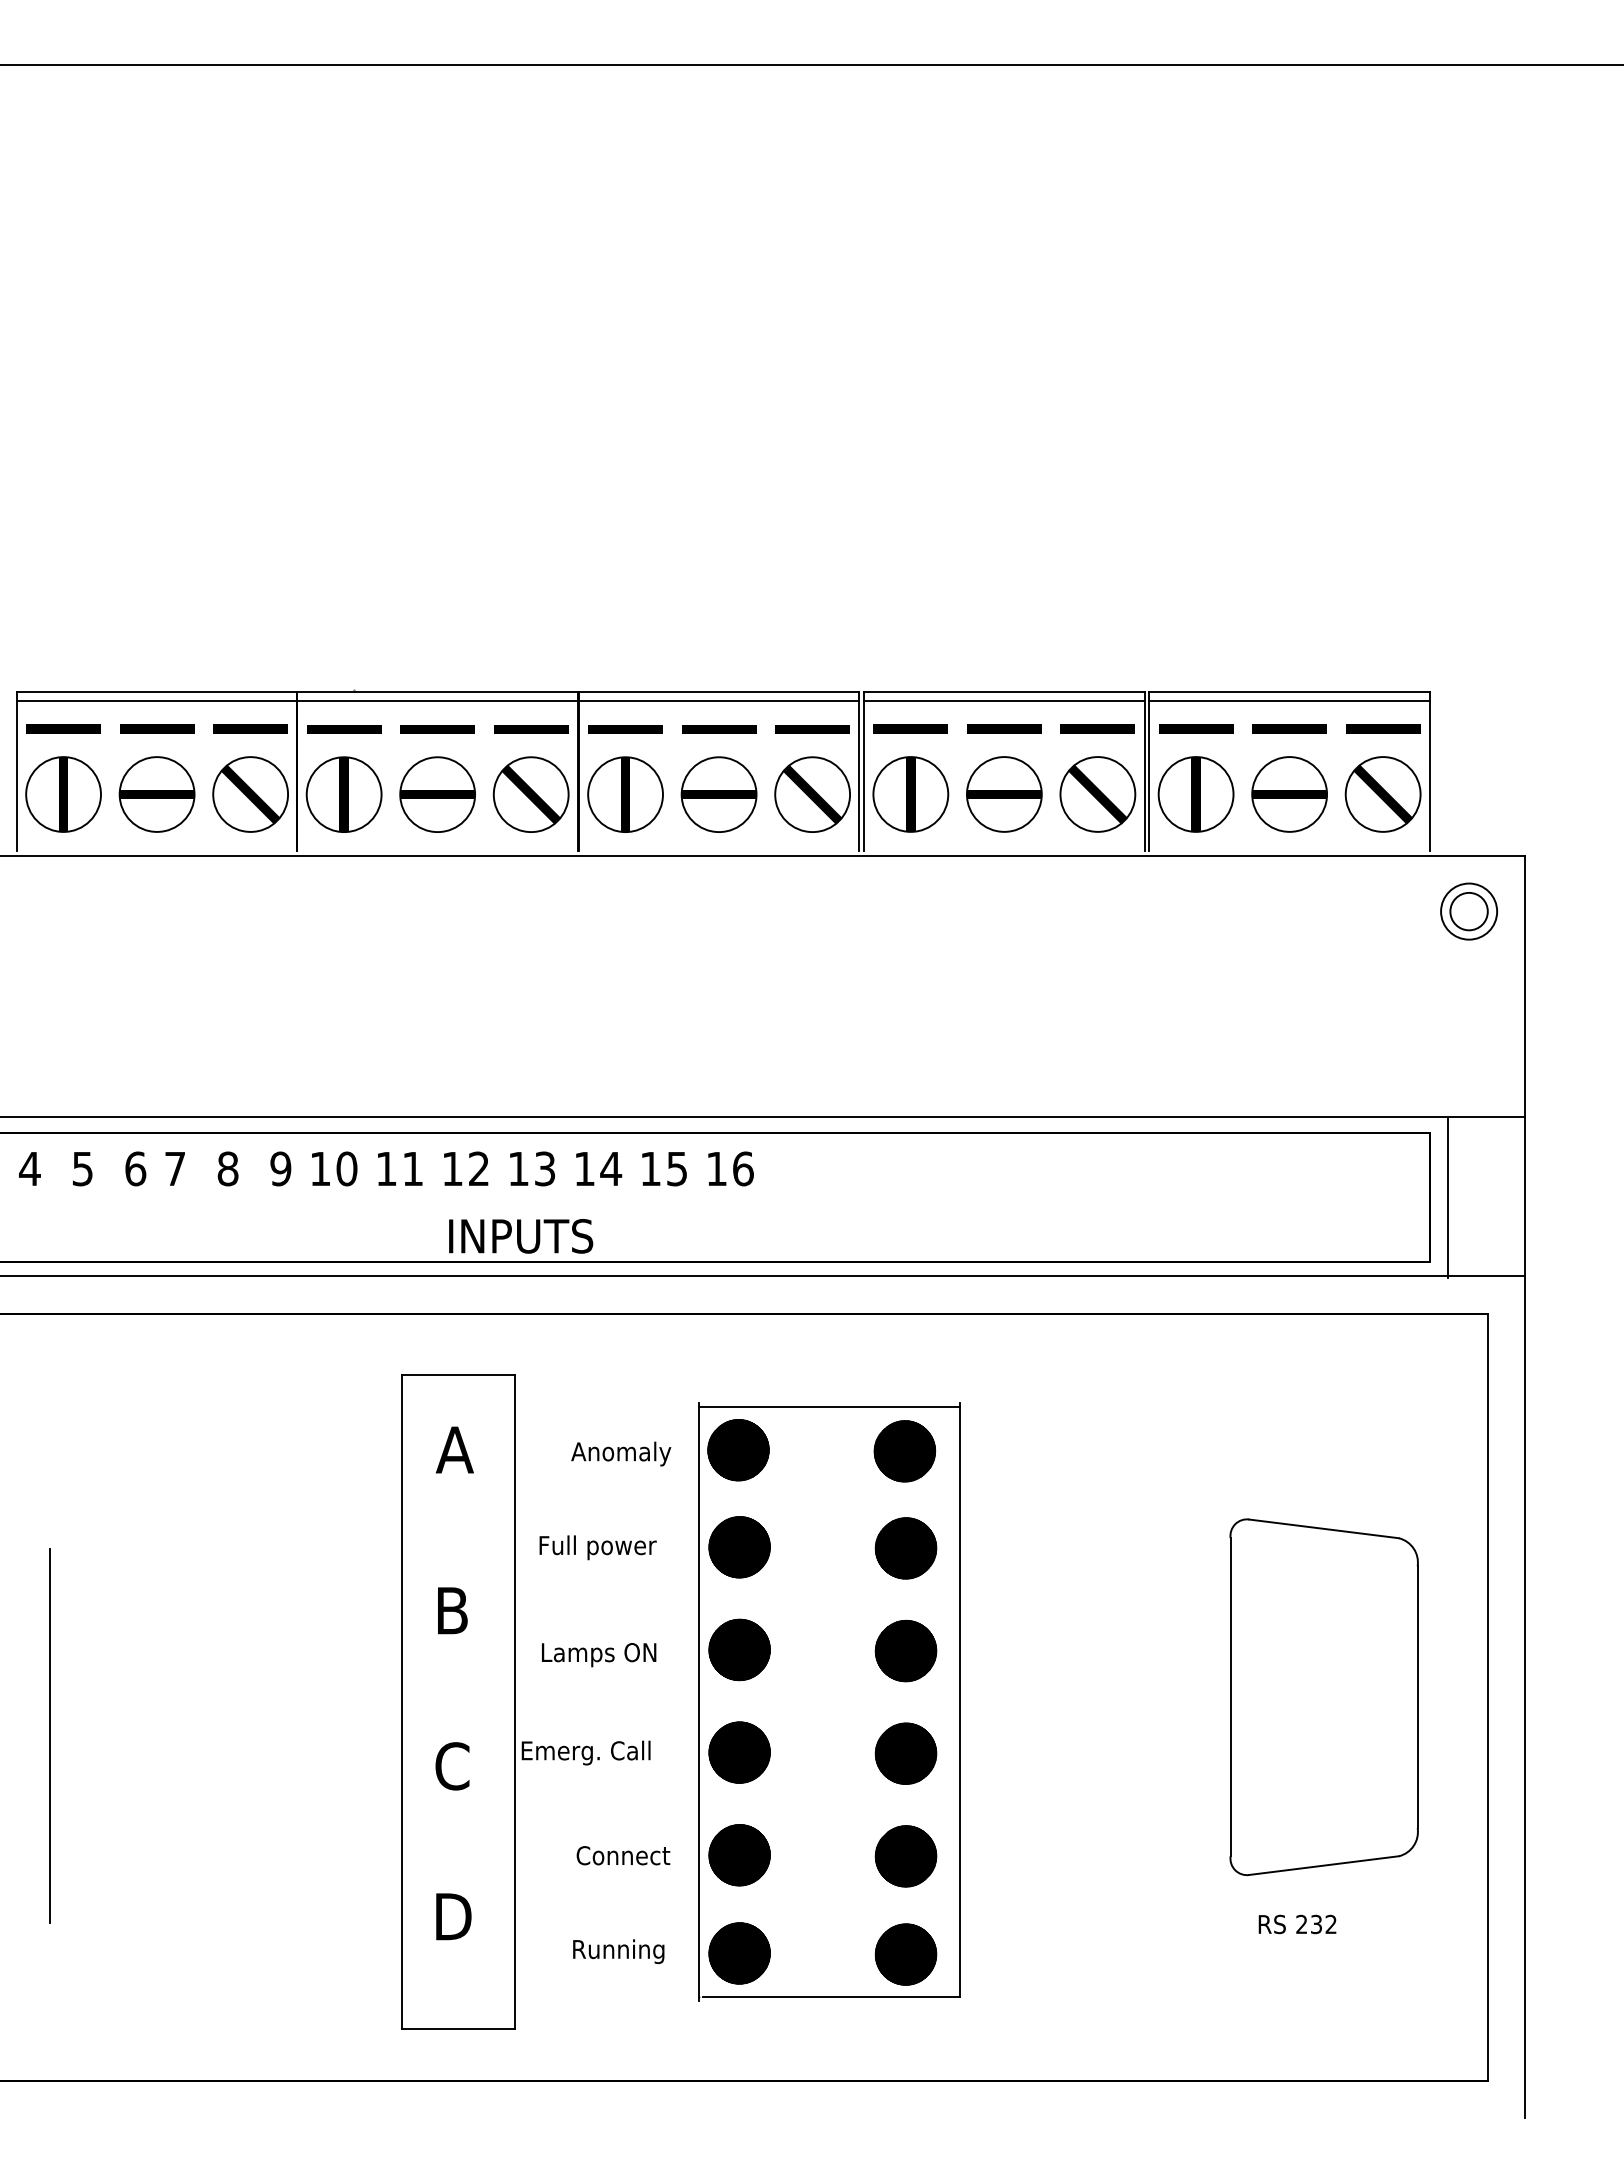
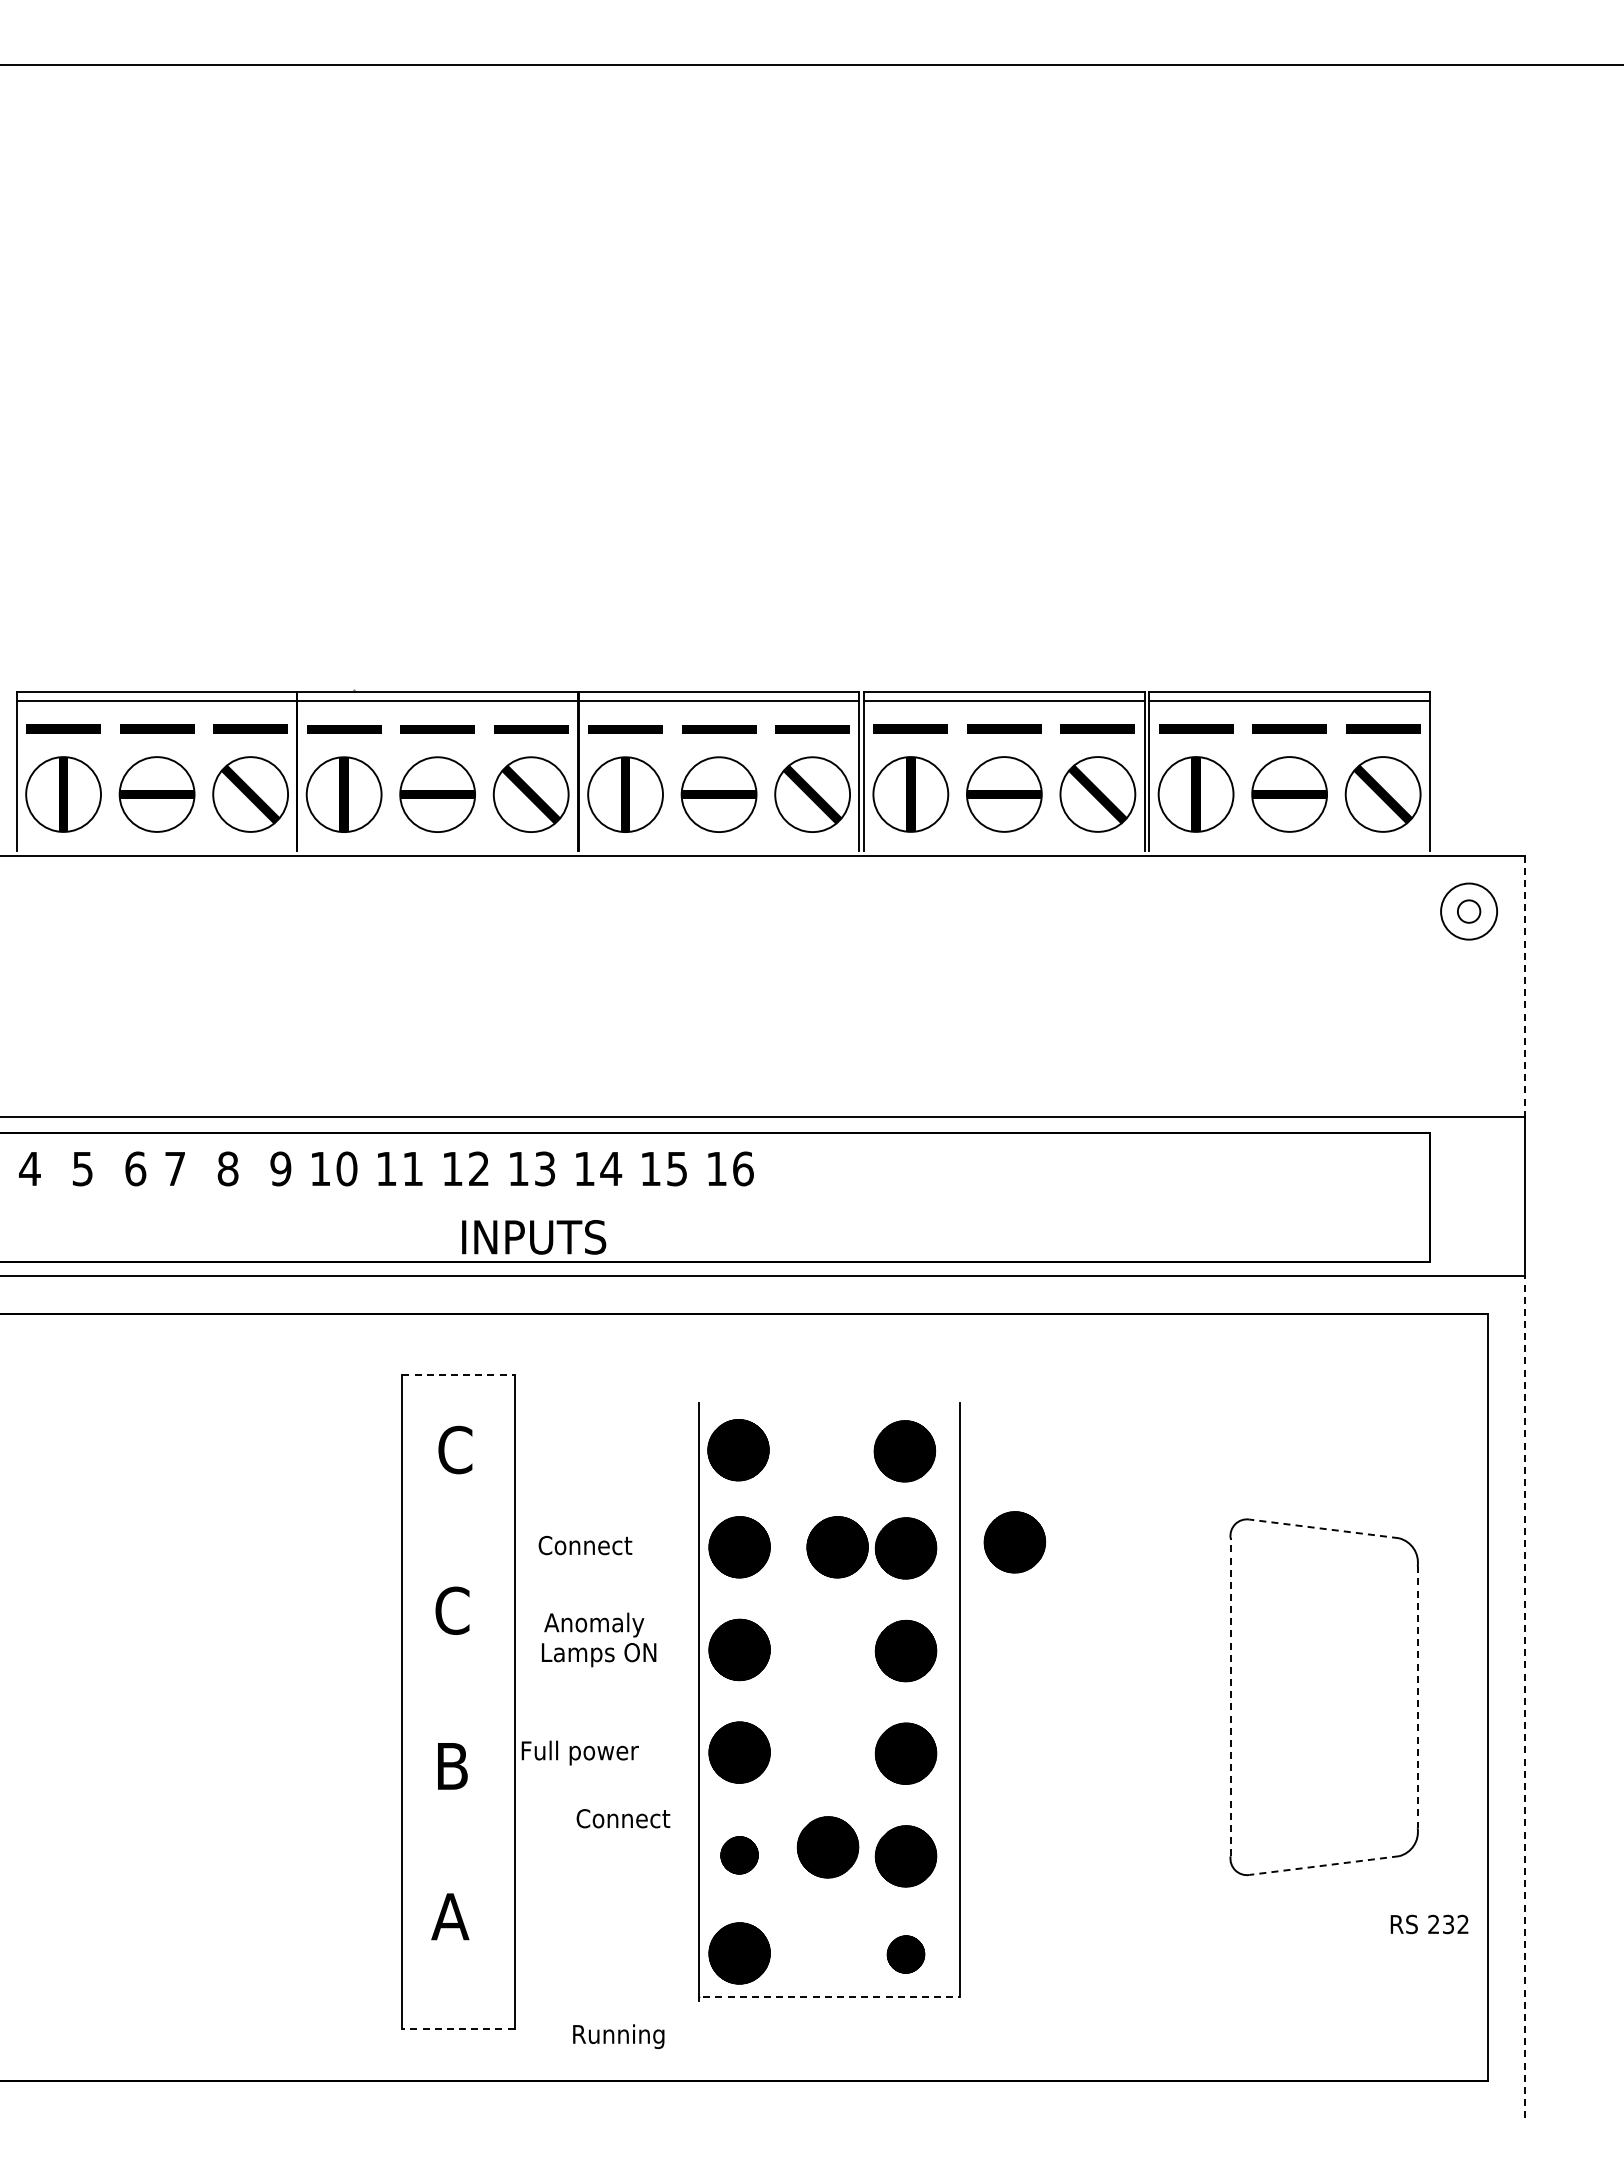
circle diameter: 37 px -> 22 px (1468, 911)
line: solid -> dashed (1525, 986)
line: present -> none (1447, 1197)
text position: (521, 1236) -> (534, 1237) (534, 1237)
line: solid -> dashed (459, 1374)
line: present -> none (829, 1407)
text: A -> C (454, 1449)
text position: (621, 1453) -> (594, 1624) (594, 1624)
line: solid -> dashed (1323, 1528)
part: none -> present (1014, 1542)
text: Full power -> Connect (597, 1547)
part: none -> present (837, 1547)
text: B -> C (452, 1610)
line: solid -> dashed (1230, 1696)
line: solid -> dashed (1417, 1697)
line: solid -> dashed (1525, 1697)
line: present -> none (49, 1735)
text: Emerg. Call -> Full power (587, 1752)
text: C -> B (452, 1766)
part: none -> present (827, 1847)
text position: (623, 1855) -> (623, 1818) (623, 1818)
part size: 63x63 px -> 39x39 px (739, 1855)
line: solid -> dashed (1323, 1865)
text: D -> A (451, 1916)
text position: (1297, 1924) -> (1429, 1924) (1429, 1924)
text position: (618, 1951) -> (618, 2036) (618, 2036)
part size: 64x63 px -> 40x39 px (905, 1954)
line: solid -> dashed (831, 1996)
line: solid -> dashed (458, 2029)
